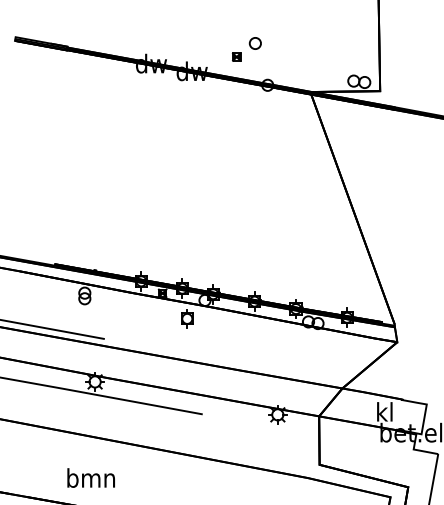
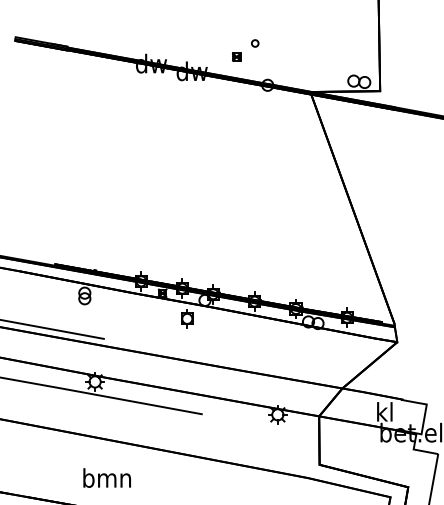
part size: 14x13 px -> 9x9 px (255, 43)
text position: (90, 477) -> (106, 477) (106, 477)
